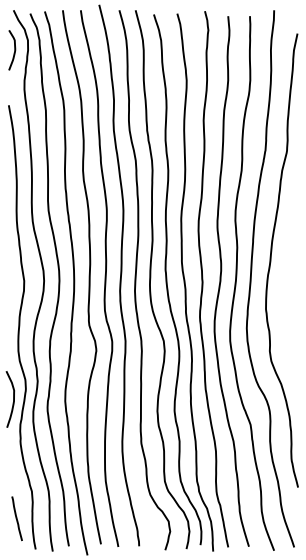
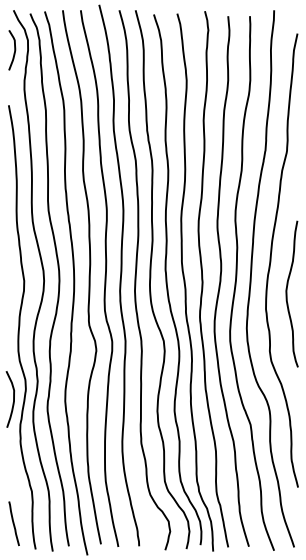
curve: none -> present (287, 293)
line position: (16, 518) -> (13, 523) (13, 523)
